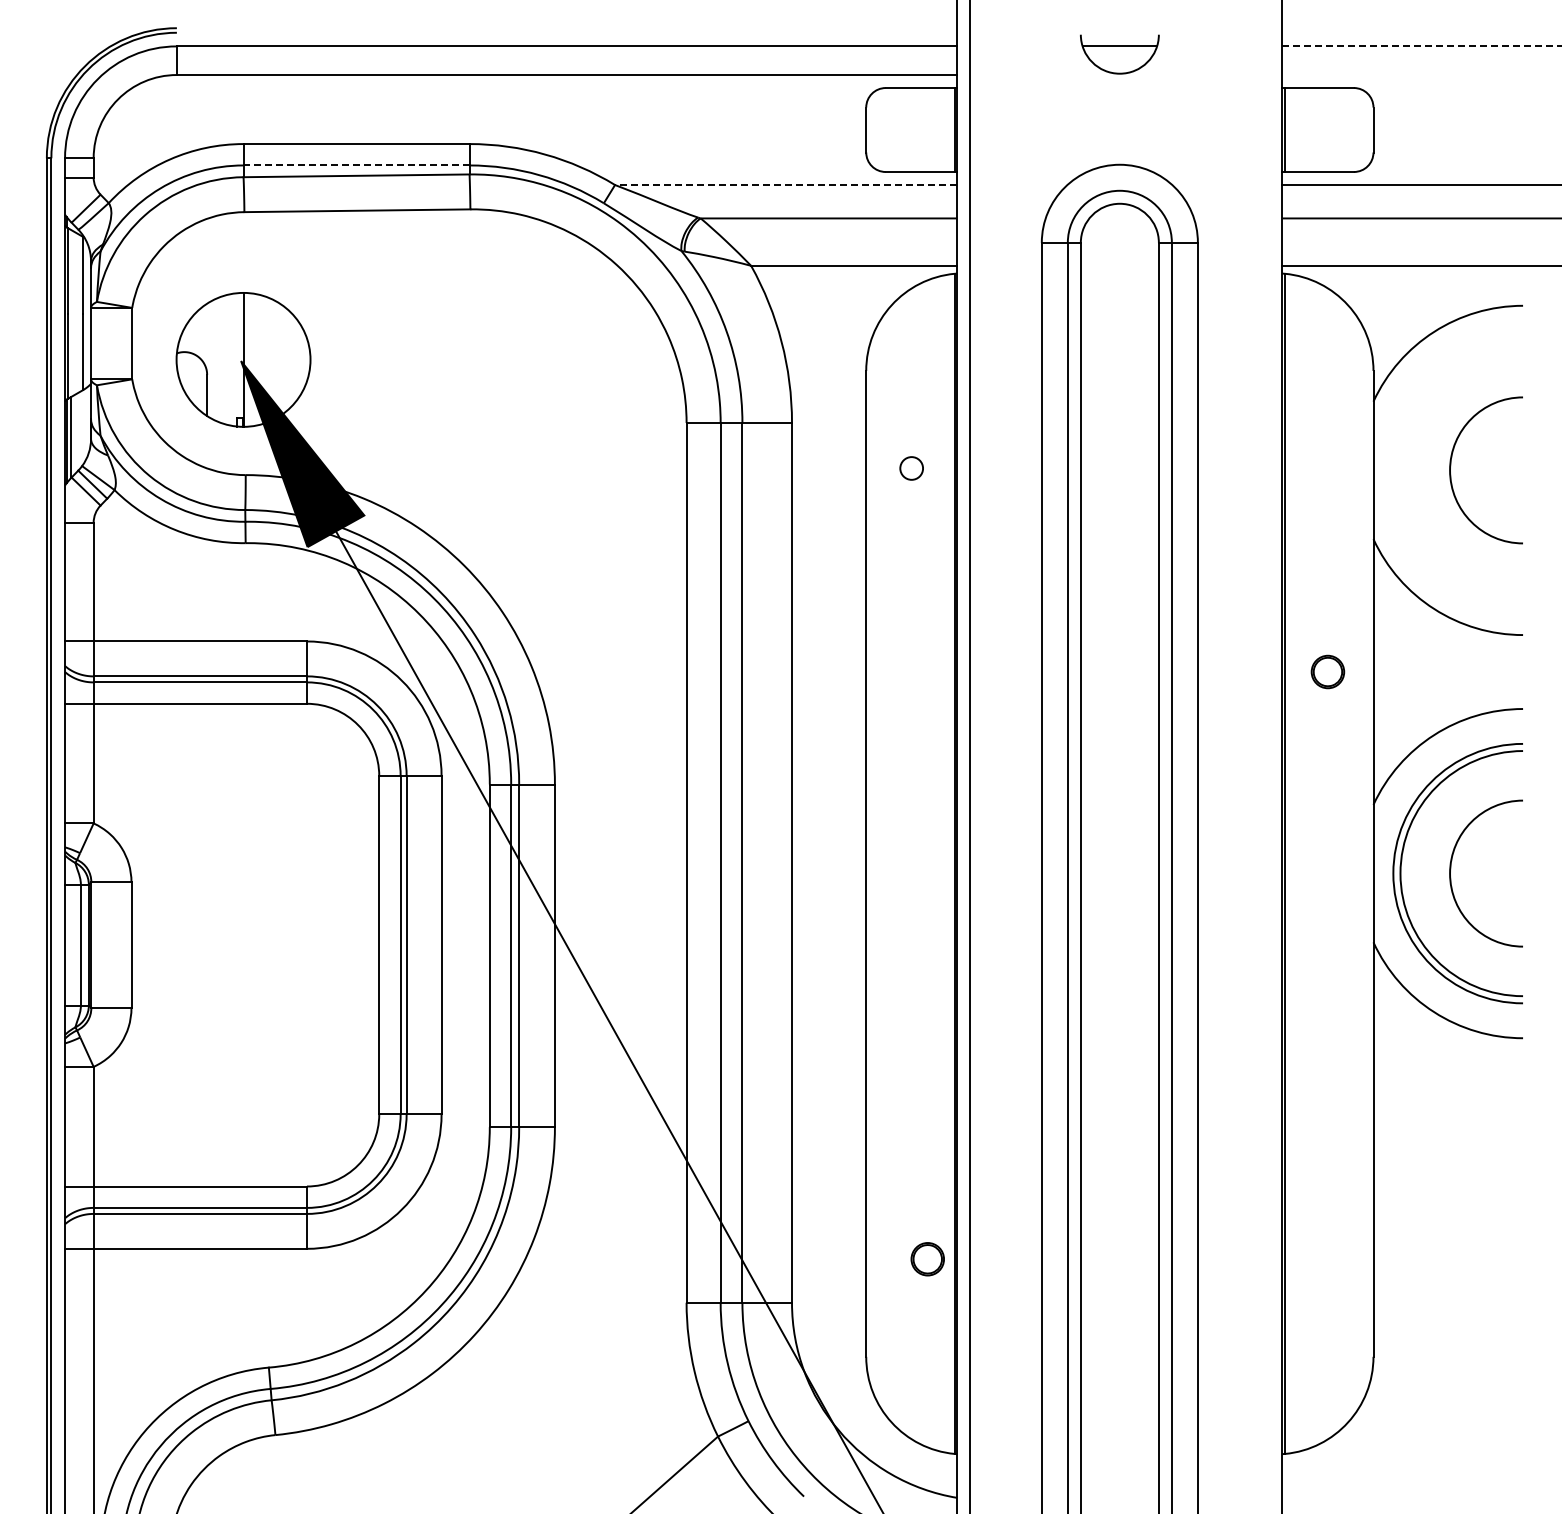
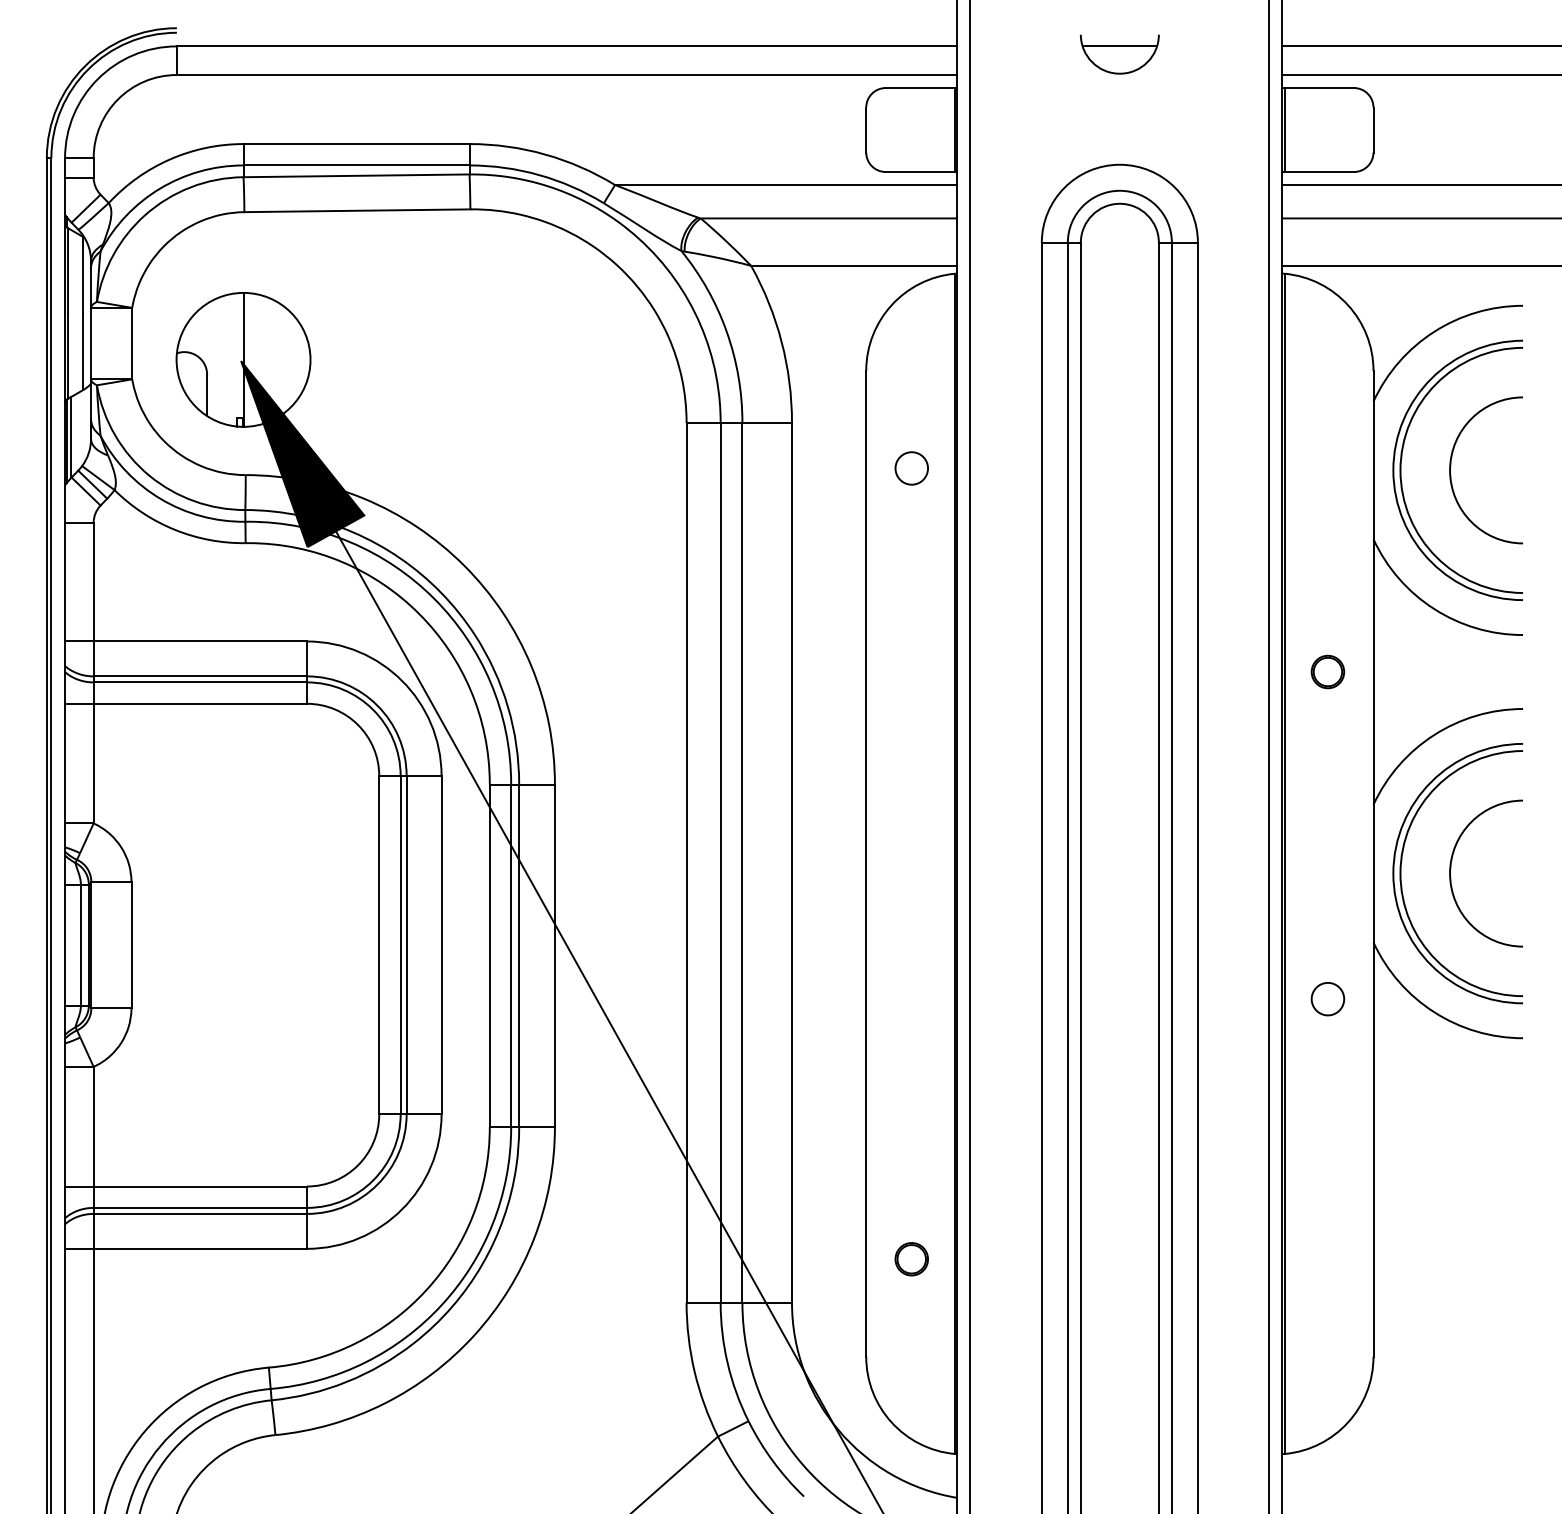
line: dashed -> solid (1422, 46)
line: none -> present (1420, 75)
line: dashed -> solid (356, 165)
line: dashed -> solid (785, 185)
circle size: 25x25 px -> 35x35 px (911, 468)
part: none -> present (1401, 469)
line: none -> present (1269, 756)
circle: none -> present (1327, 999)
part position: (927, 1259) -> (911, 1259) (911, 1259)
